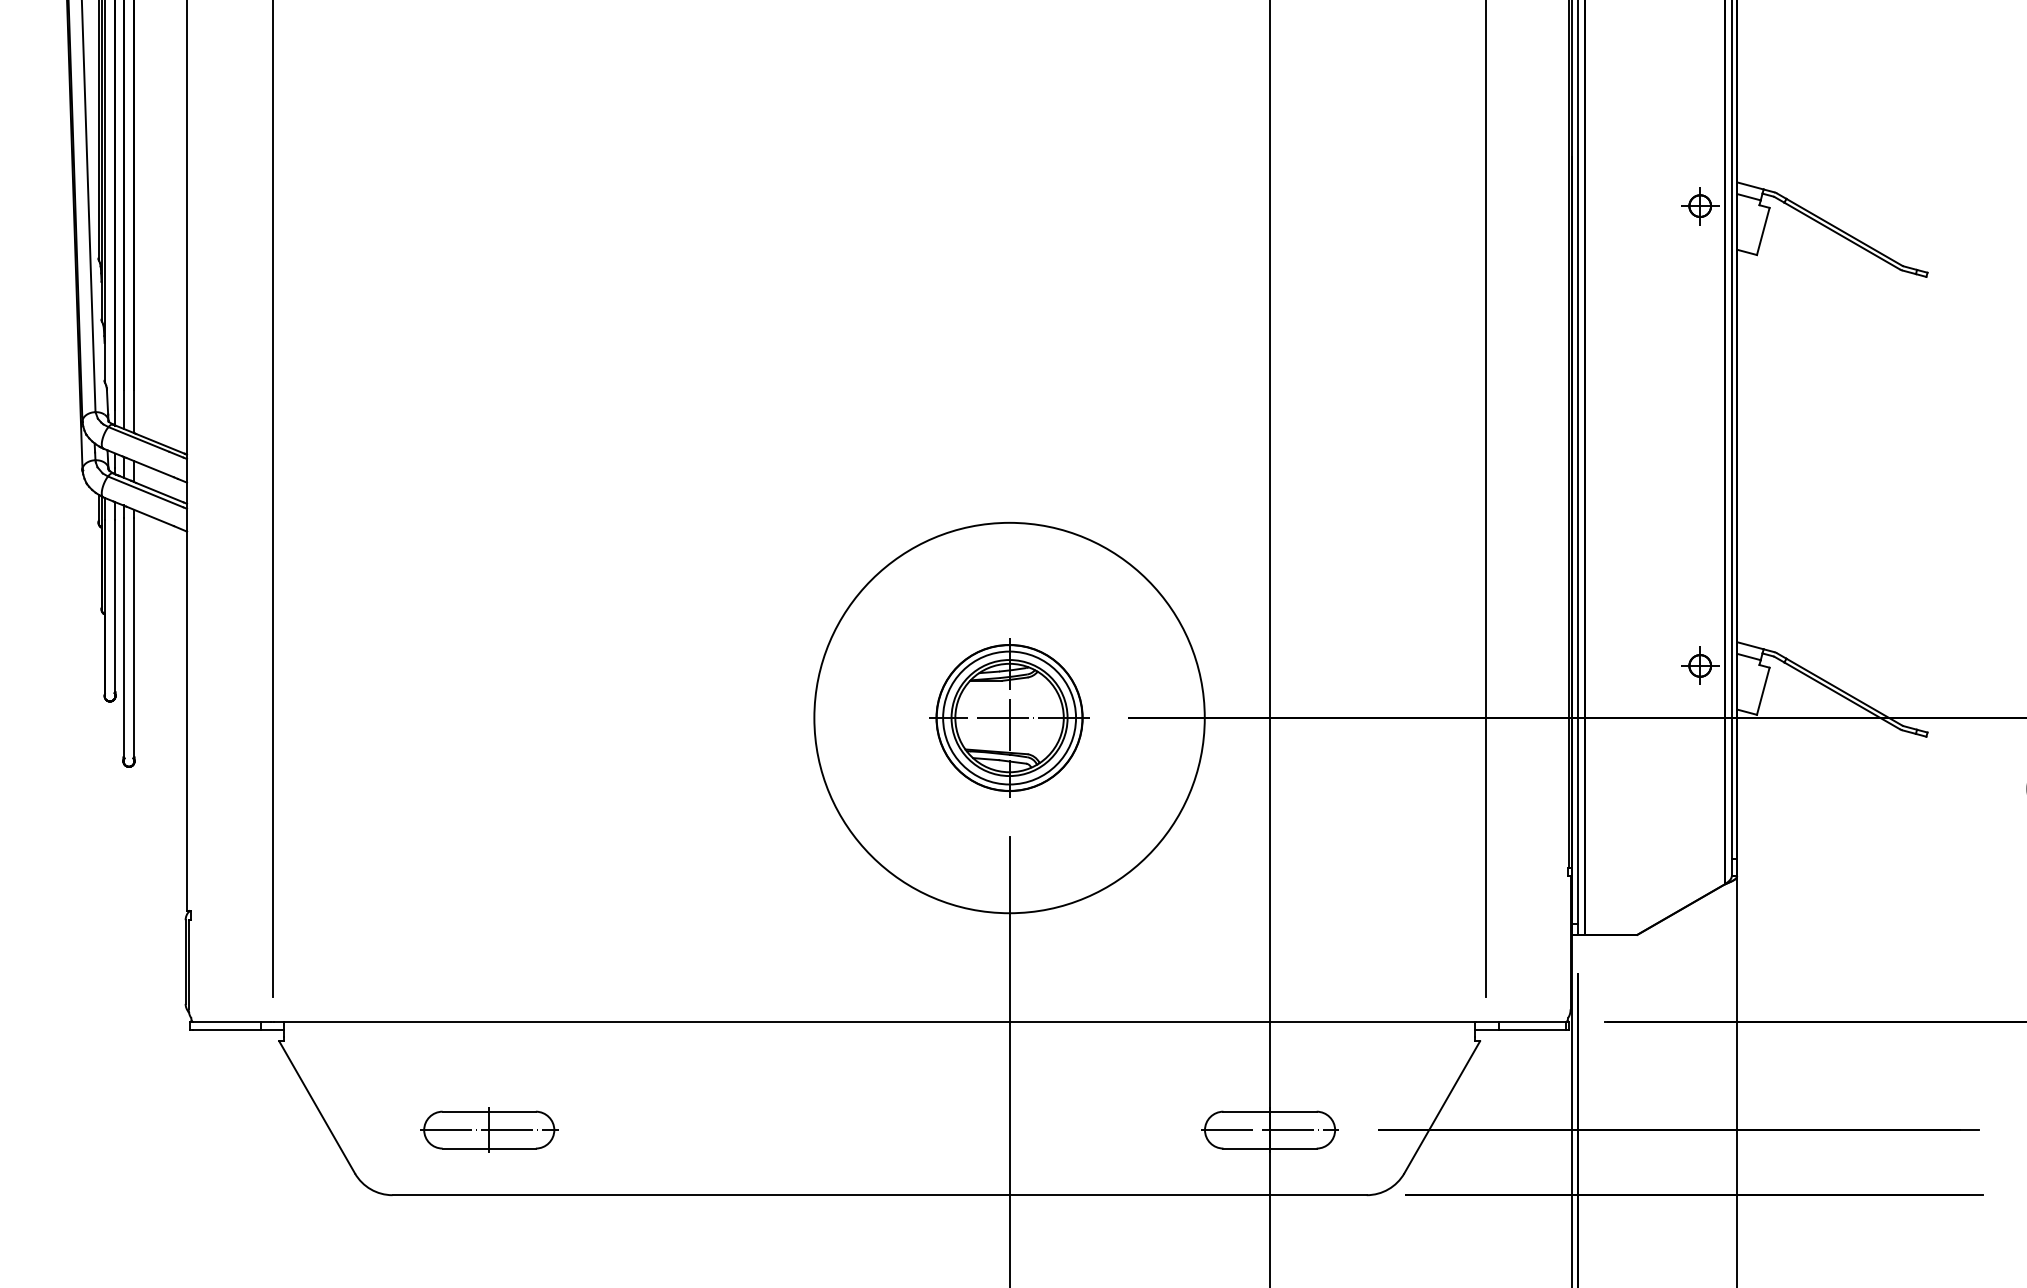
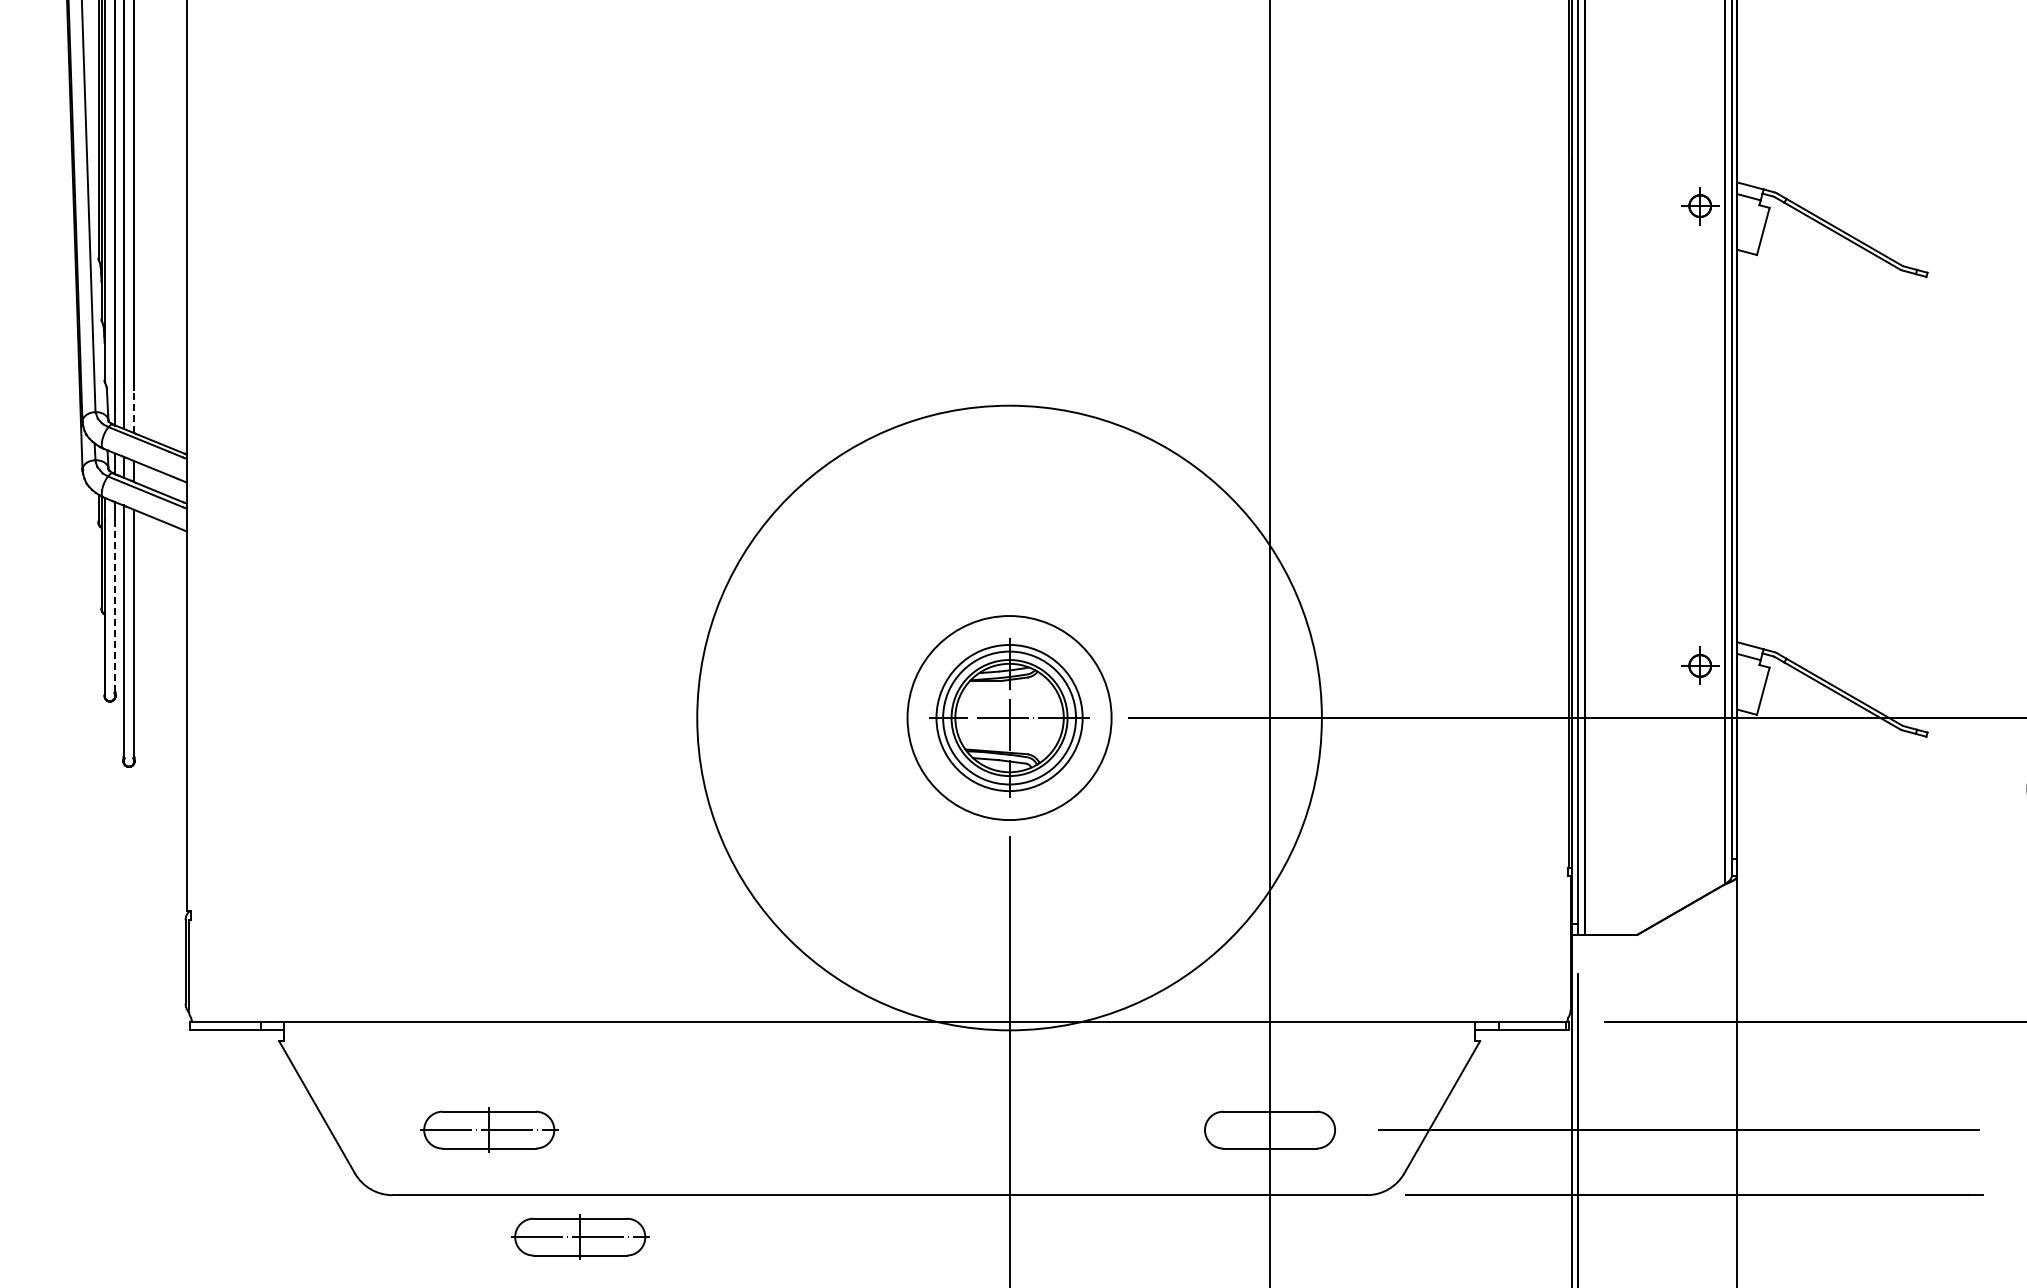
line: solid -> dashed (134, 411)
line: present -> none (273, 499)
line: present -> none (1485, 499)
line: solid -> dashed (115, 605)
circle diameter: 146 px -> 204 px (1009, 718)
circle diameter: 390 px -> 625 px (1009, 717)
line: present -> none (1269, 1130)
part: none -> present (580, 1236)
